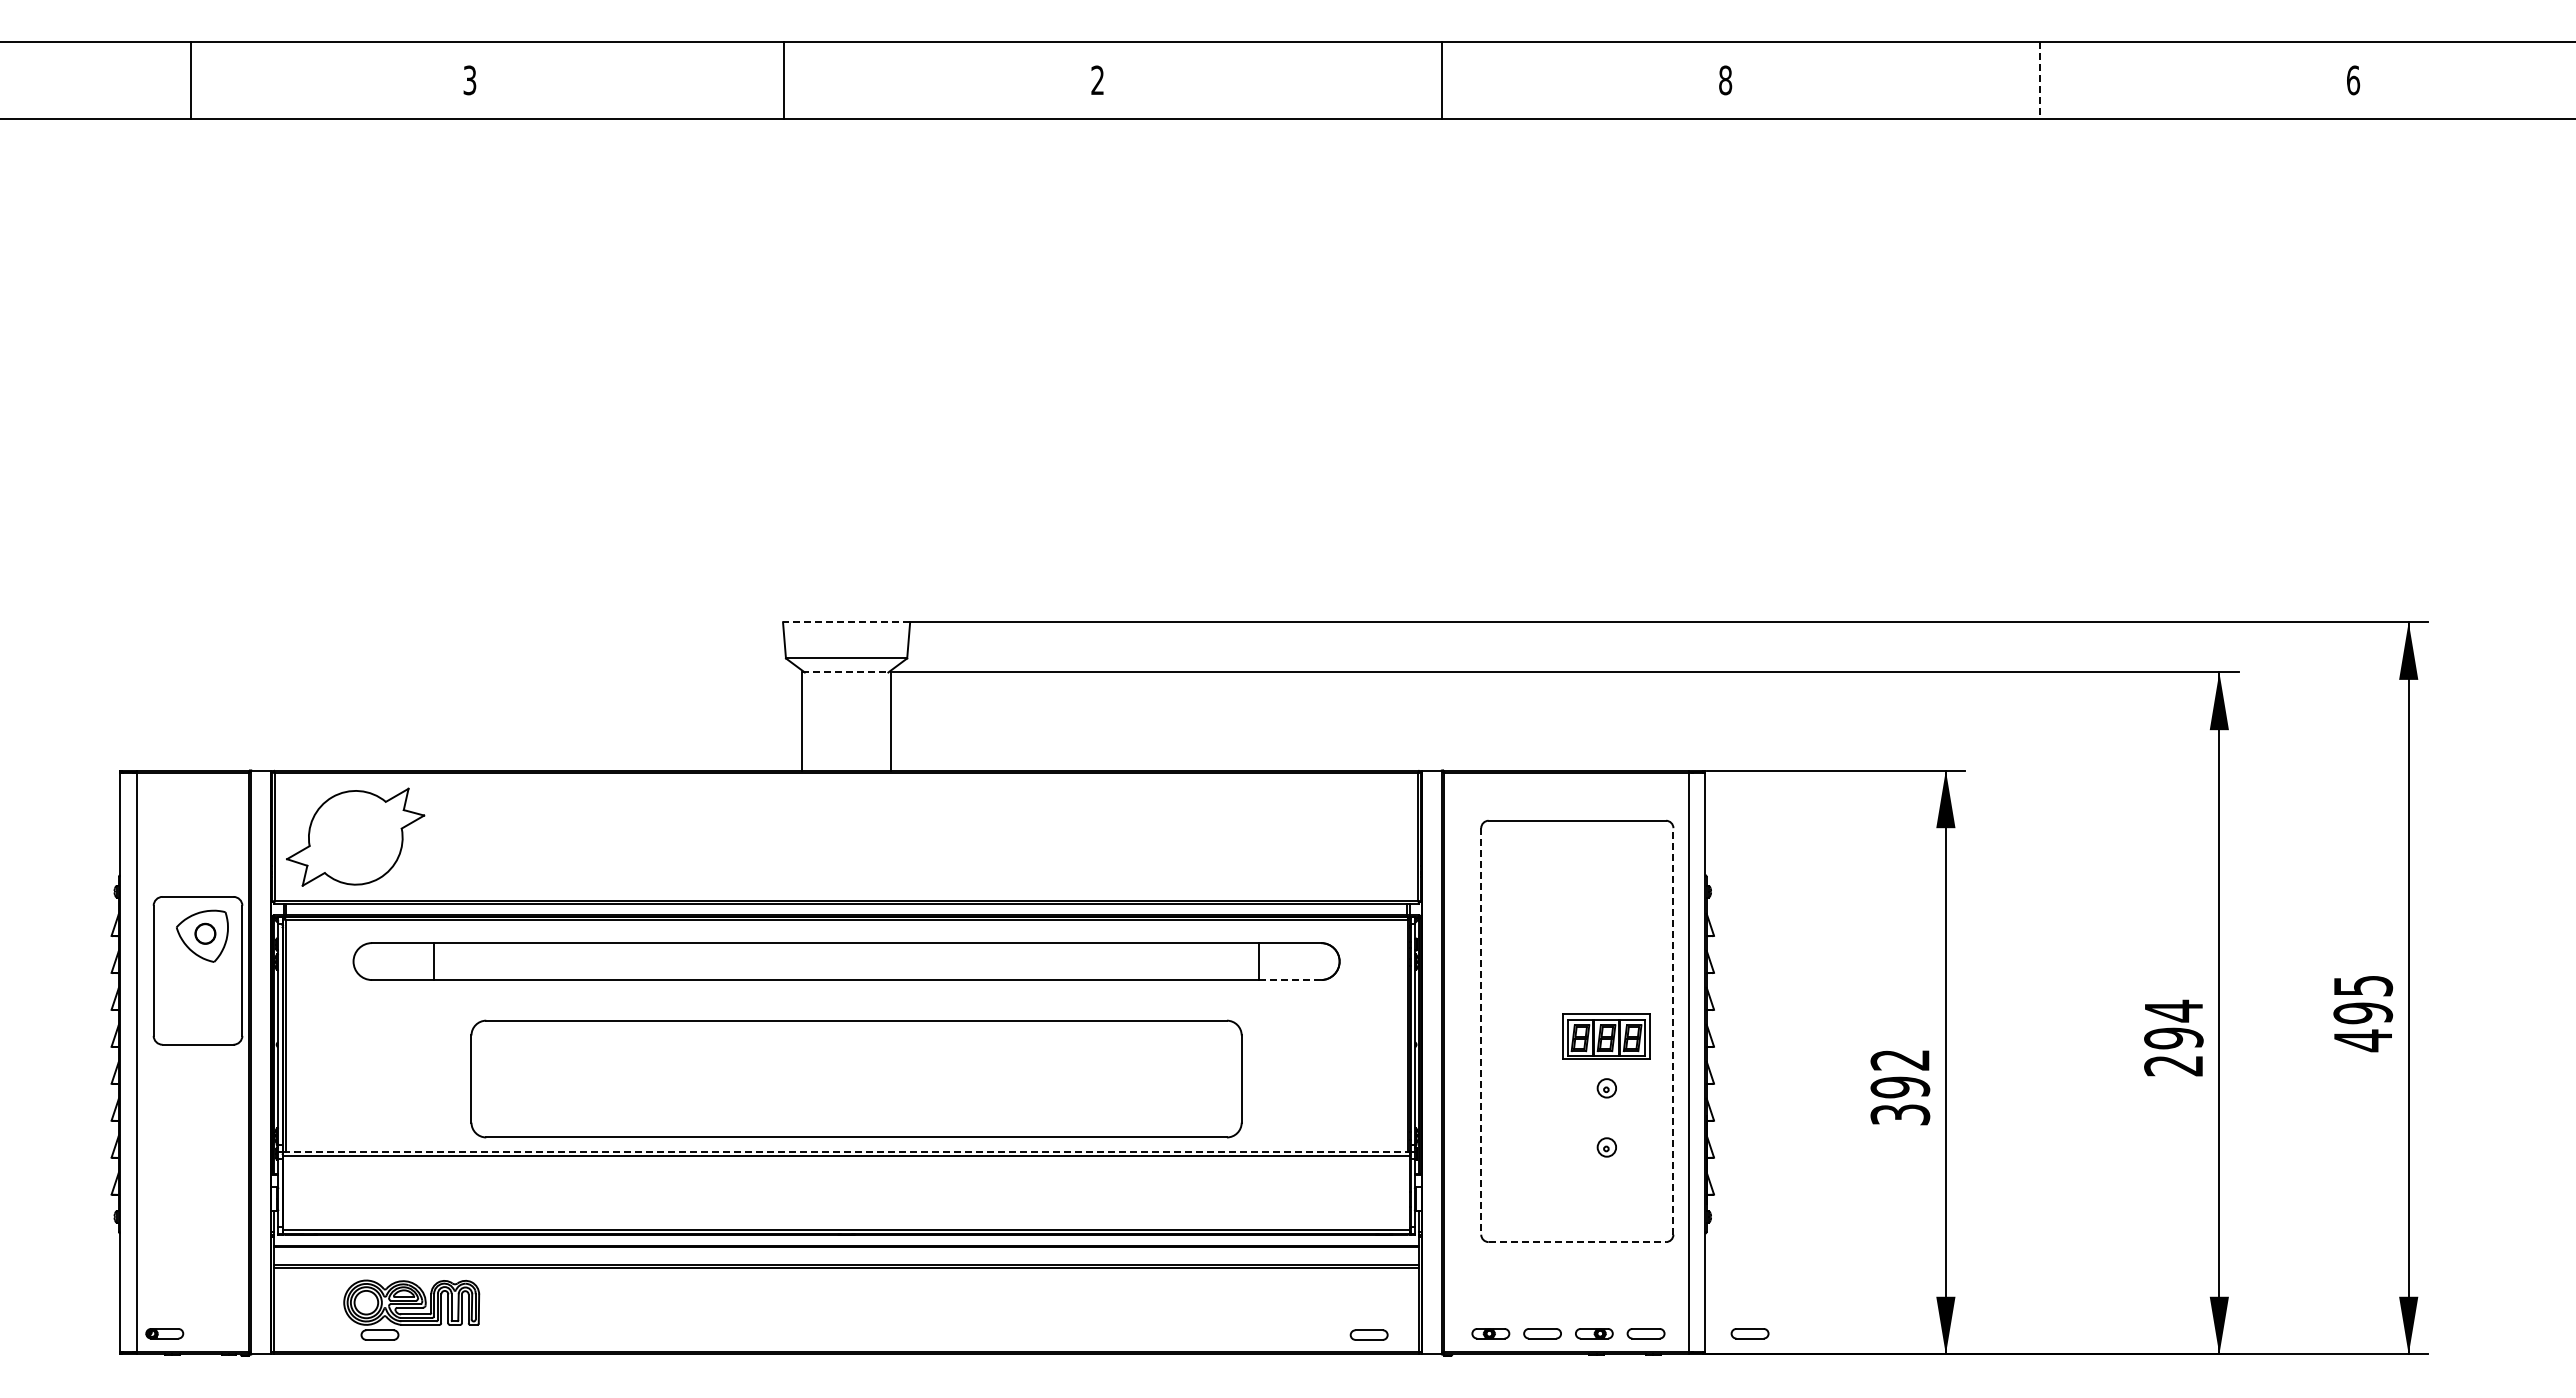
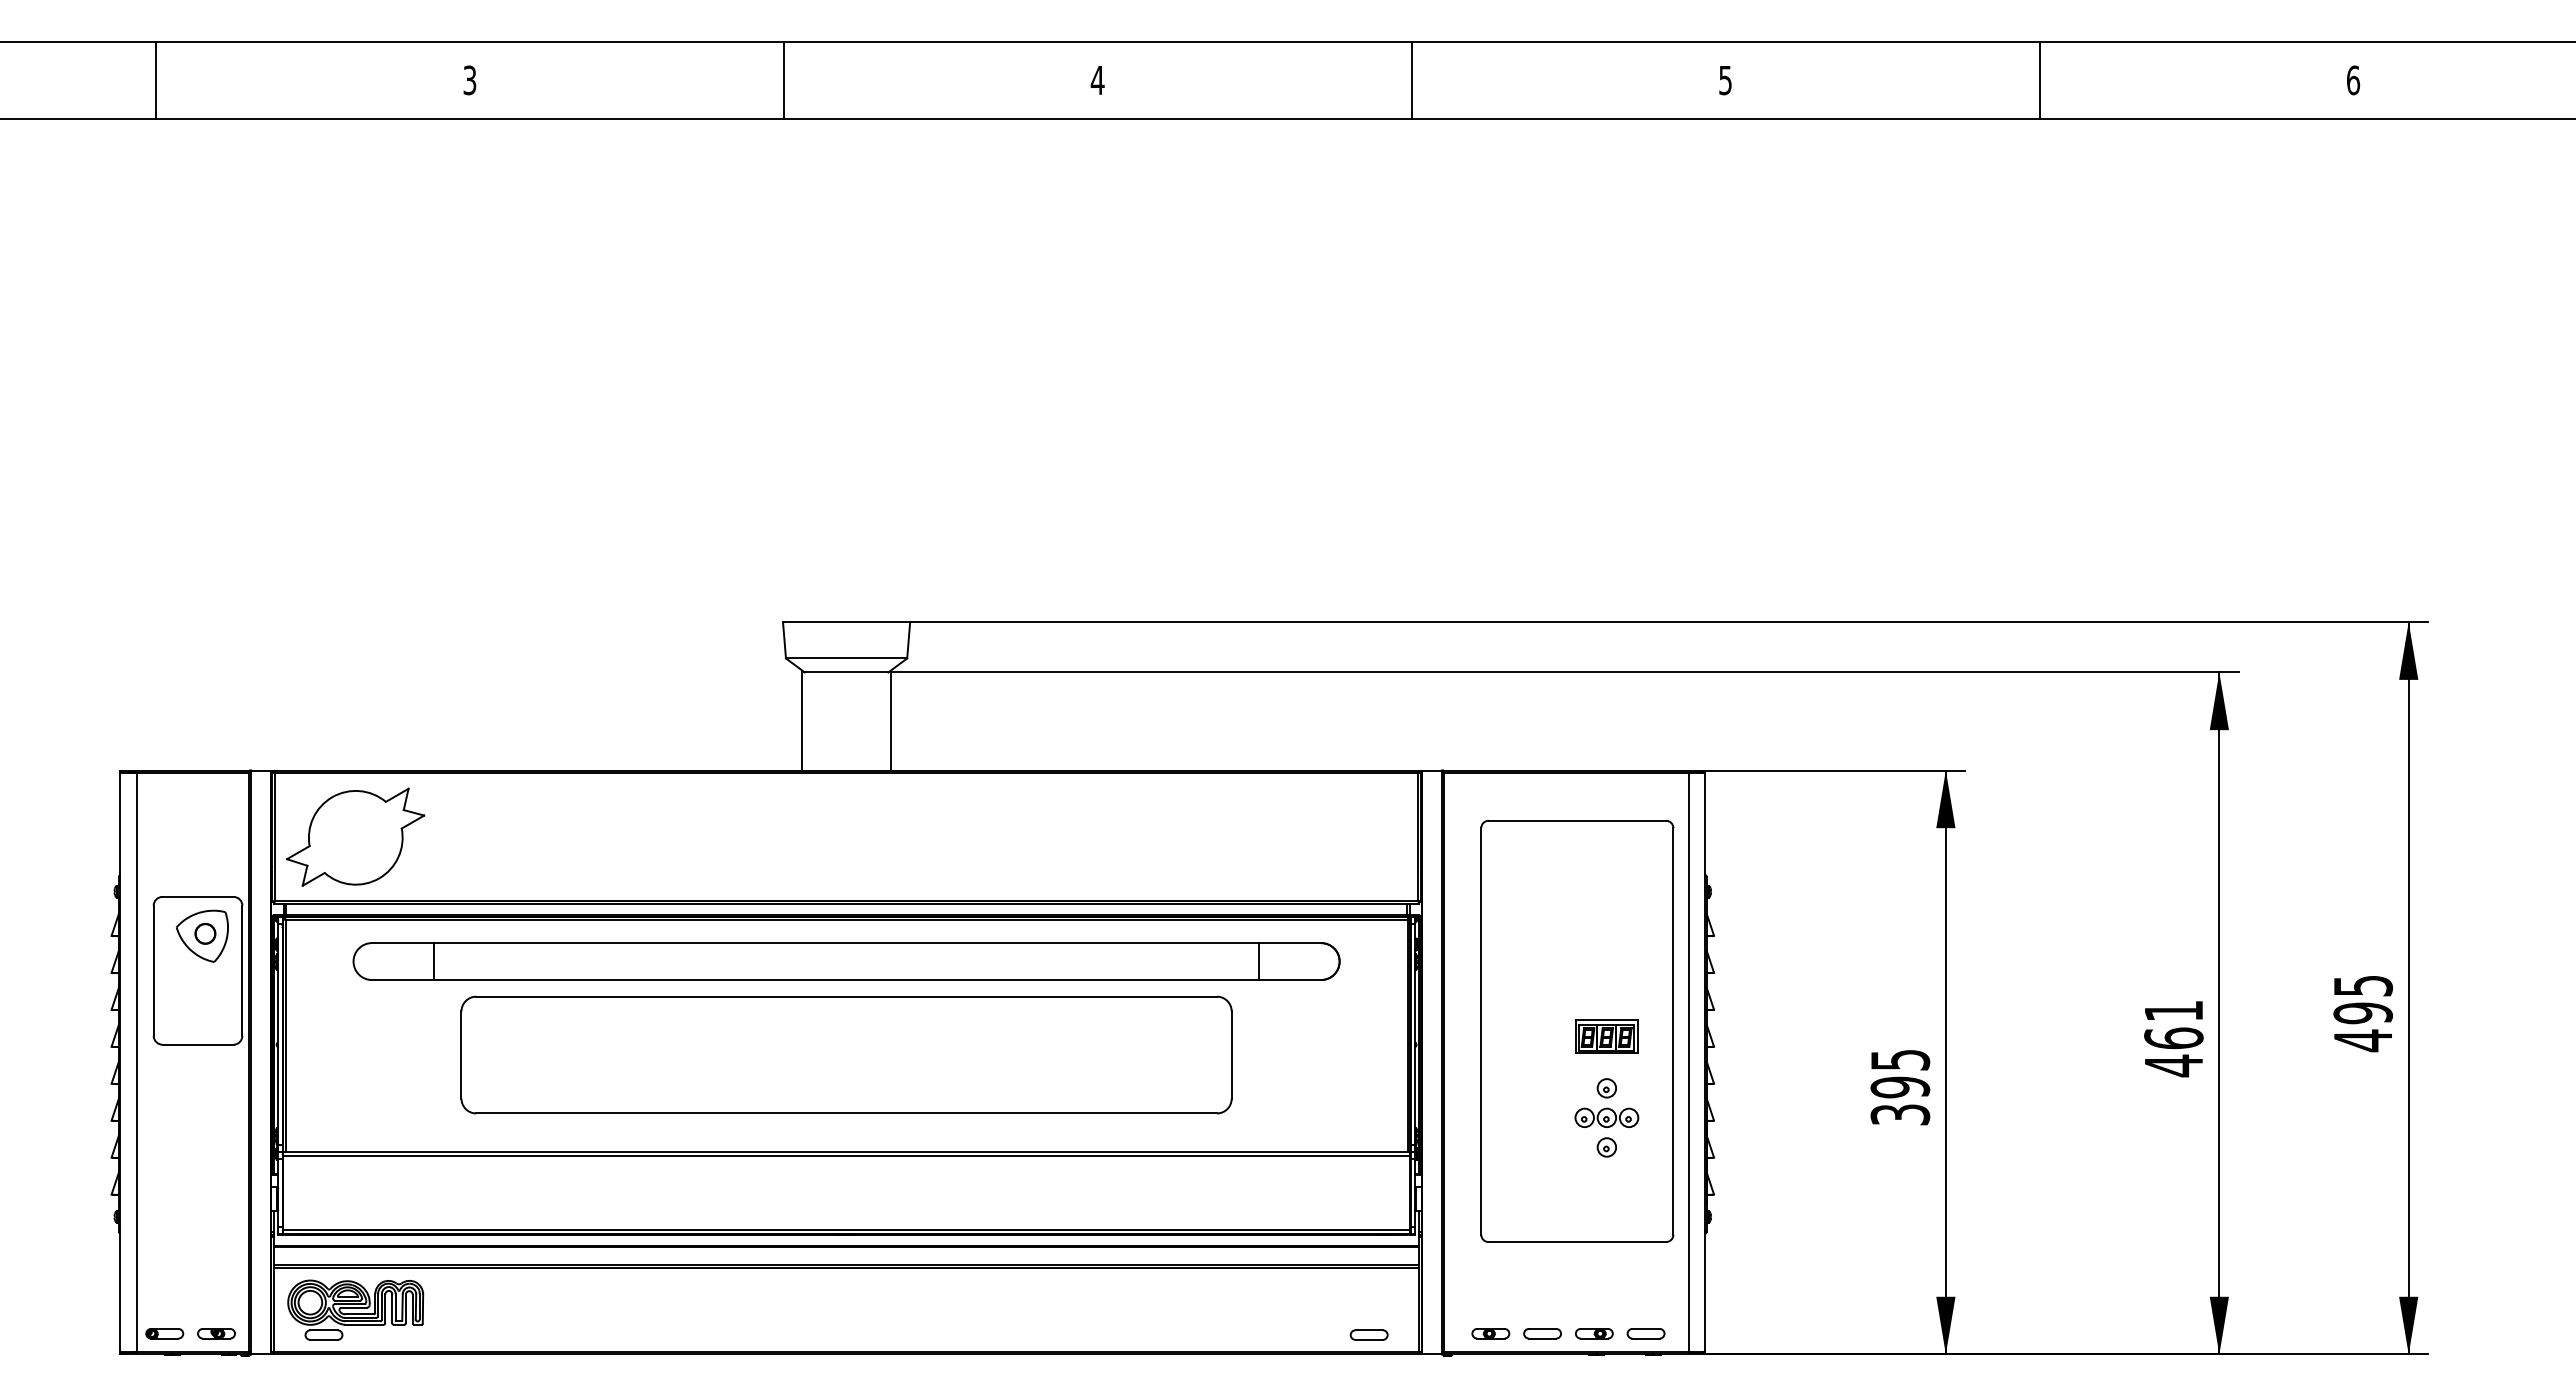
line position: (191, 79) -> (156, 79) (156, 79)
text: 2 -> 4 (1097, 79)
line position: (1441, 79) -> (1411, 79) (1411, 79)
text: 8 -> 5 (1725, 80)
line: dashed -> solid (2039, 80)
line: dashed -> solid (846, 622)
line: dashed -> solid (847, 672)
line: dashed -> solid (1290, 980)
line: dashed -> solid (1673, 1030)
line: dashed -> solid (1481, 1031)
part size: 89x47 px -> 64x35 px (1606, 1036)
text: 294 -> 461 (2173, 1038)
text: 392 -> 395 (1900, 1060)
part position: (856, 1078) -> (846, 1054) (846, 1054)
part: none -> present (1606, 1117)
line: dashed -> solid (846, 1151)
line: dashed -> solid (1577, 1242)
part position: (411, 1309) -> (355, 1309) (355, 1309)
part: none -> present (216, 1333)
part: present -> none (1749, 1333)
